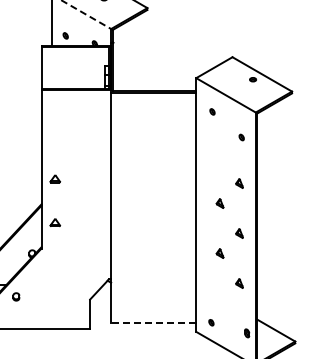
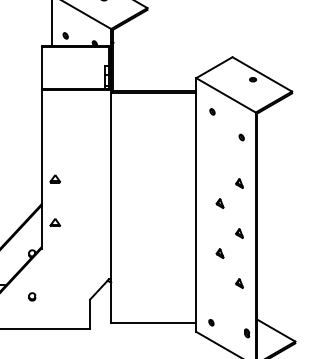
line: dashed -> solid (86, 14)
part position: (16, 296) -> (32, 296) (32, 296)
line: dashed -> solid (153, 322)
